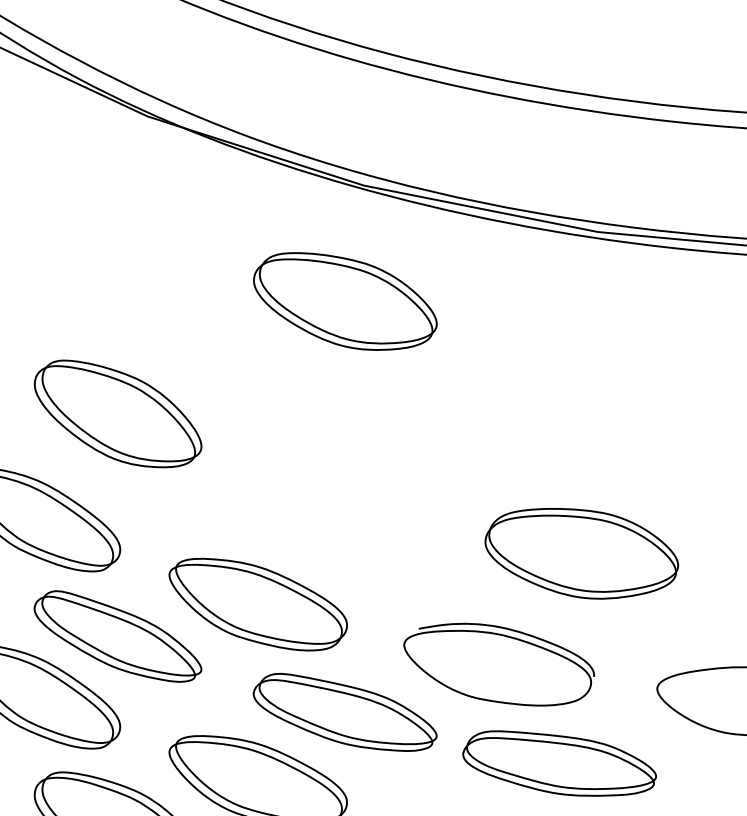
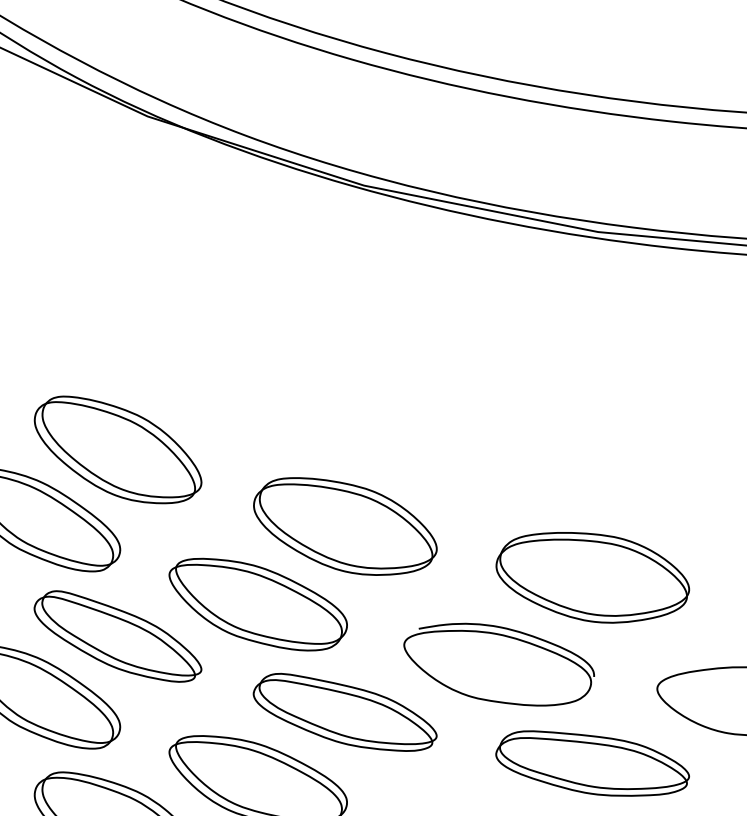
part position: (345, 301) -> (345, 526) (345, 526)
part position: (117, 413) -> (117, 449) (117, 449)
part position: (581, 553) -> (592, 577) (592, 577)
part position: (559, 763) -> (592, 763) (592, 763)
